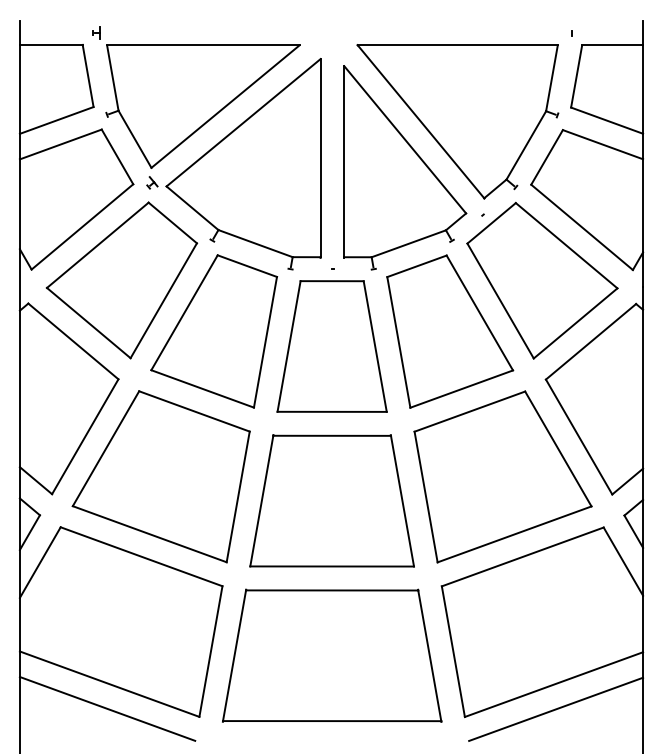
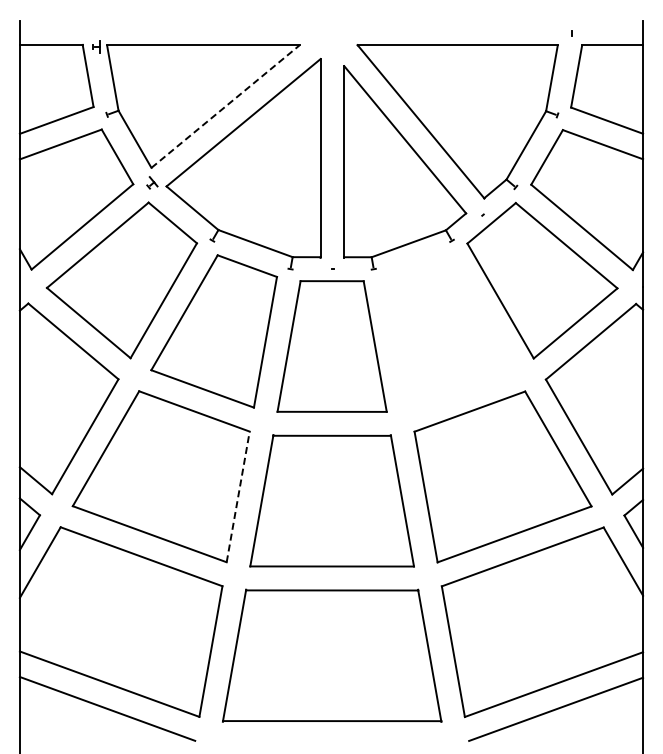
part position: (96, 32) -> (96, 46) (96, 46)
line: solid -> dashed (225, 106)
part: present -> none (450, 331)
line: solid -> dashed (238, 496)
